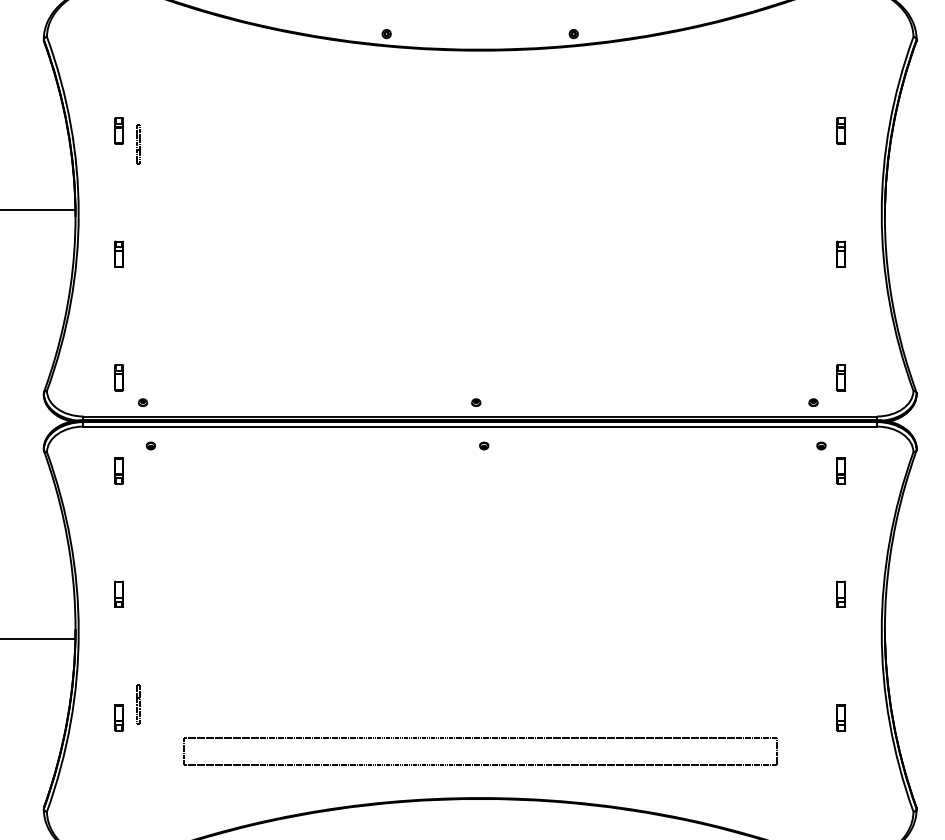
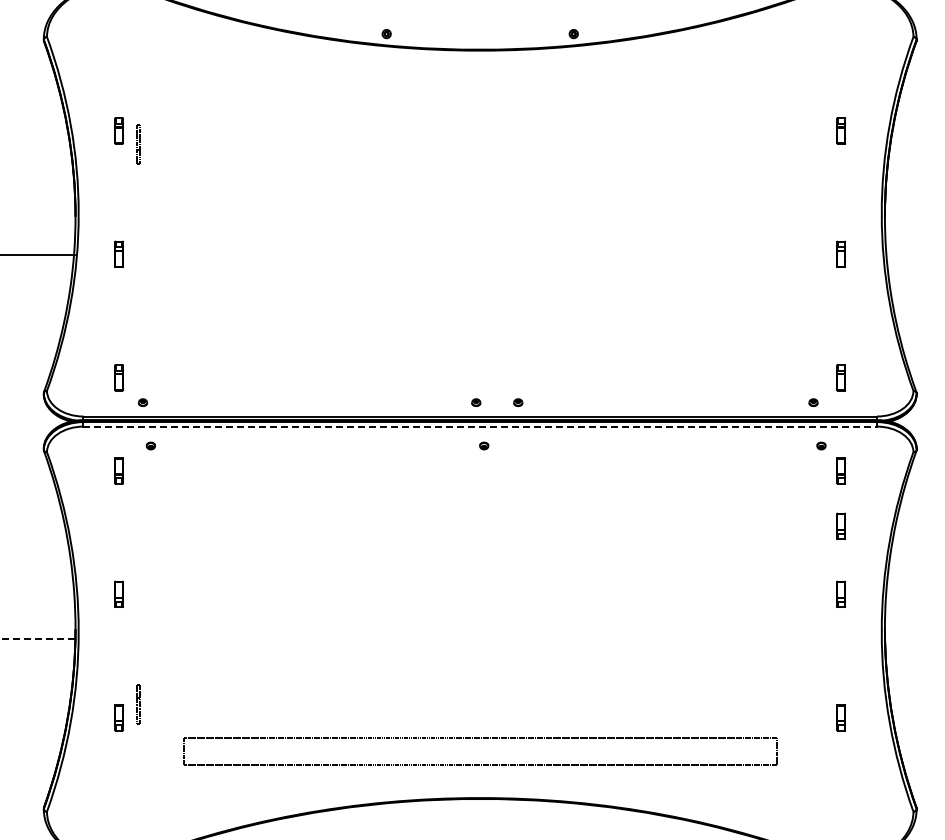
line position: (38, 210) -> (38, 255) (38, 255)
part: none -> present (518, 402)
line: solid -> dashed (480, 426)
part: none -> present (841, 525)
line: solid -> dashed (37, 638)
